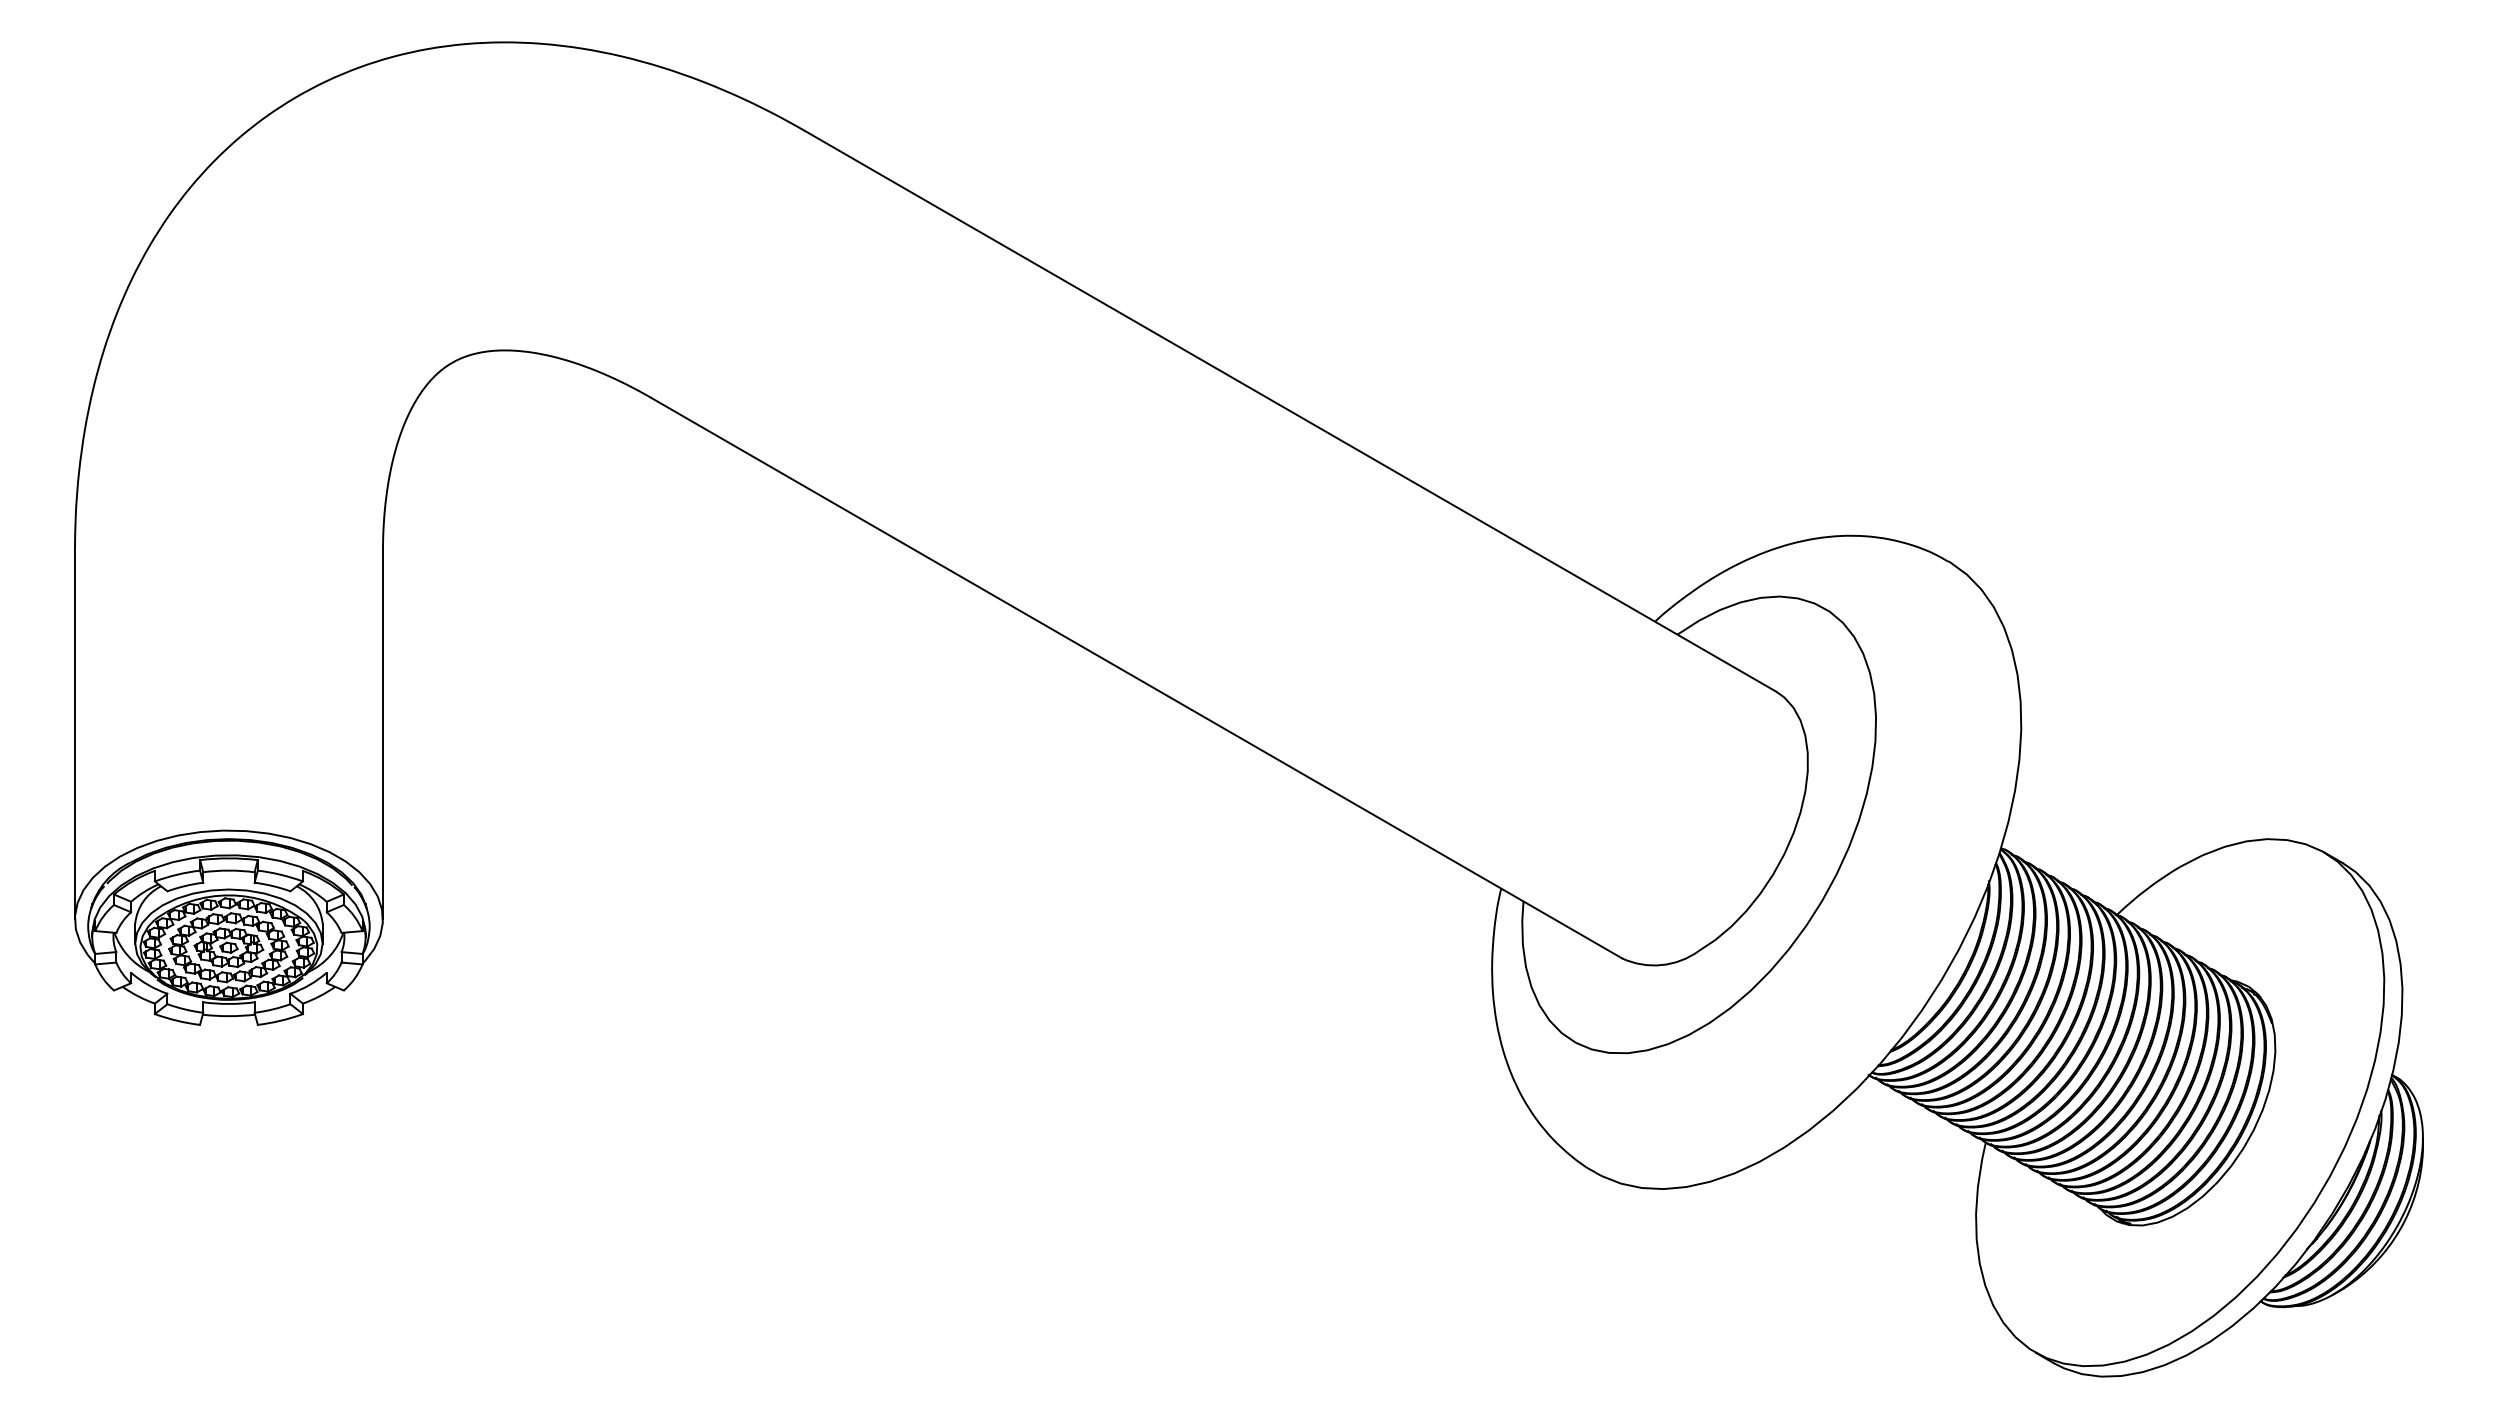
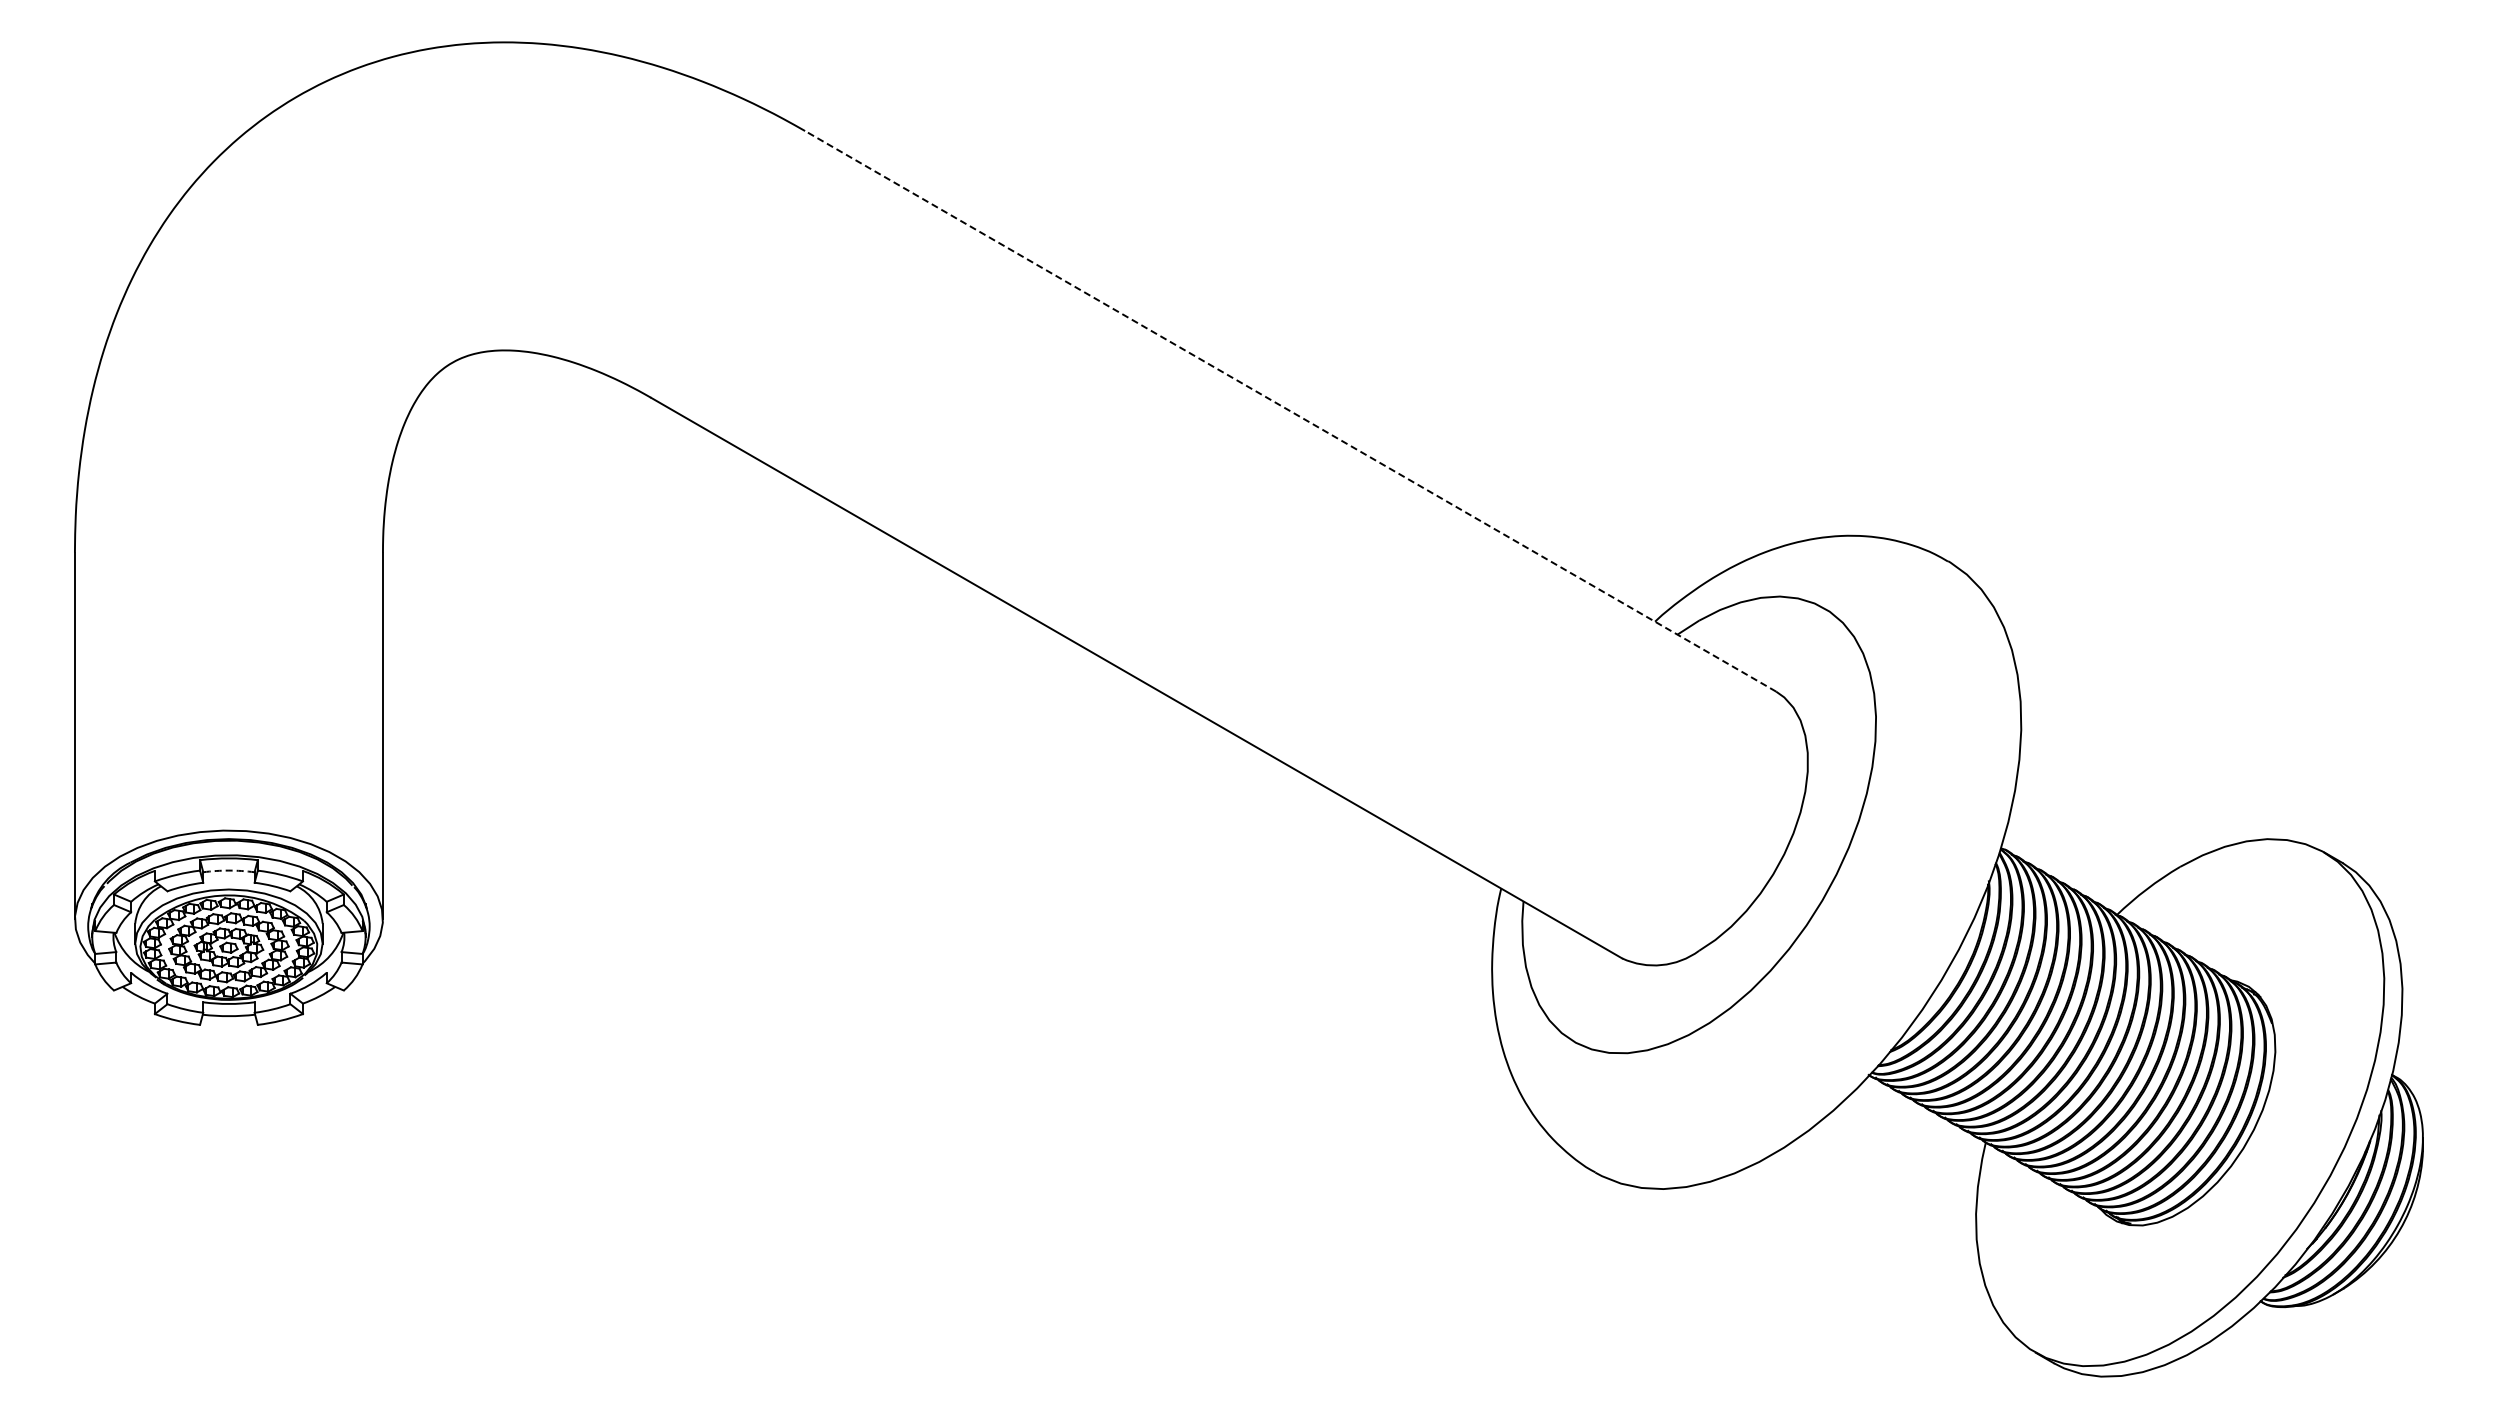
line: solid -> dashed (1290, 411)
arc: solid -> dashed (228, 870)
